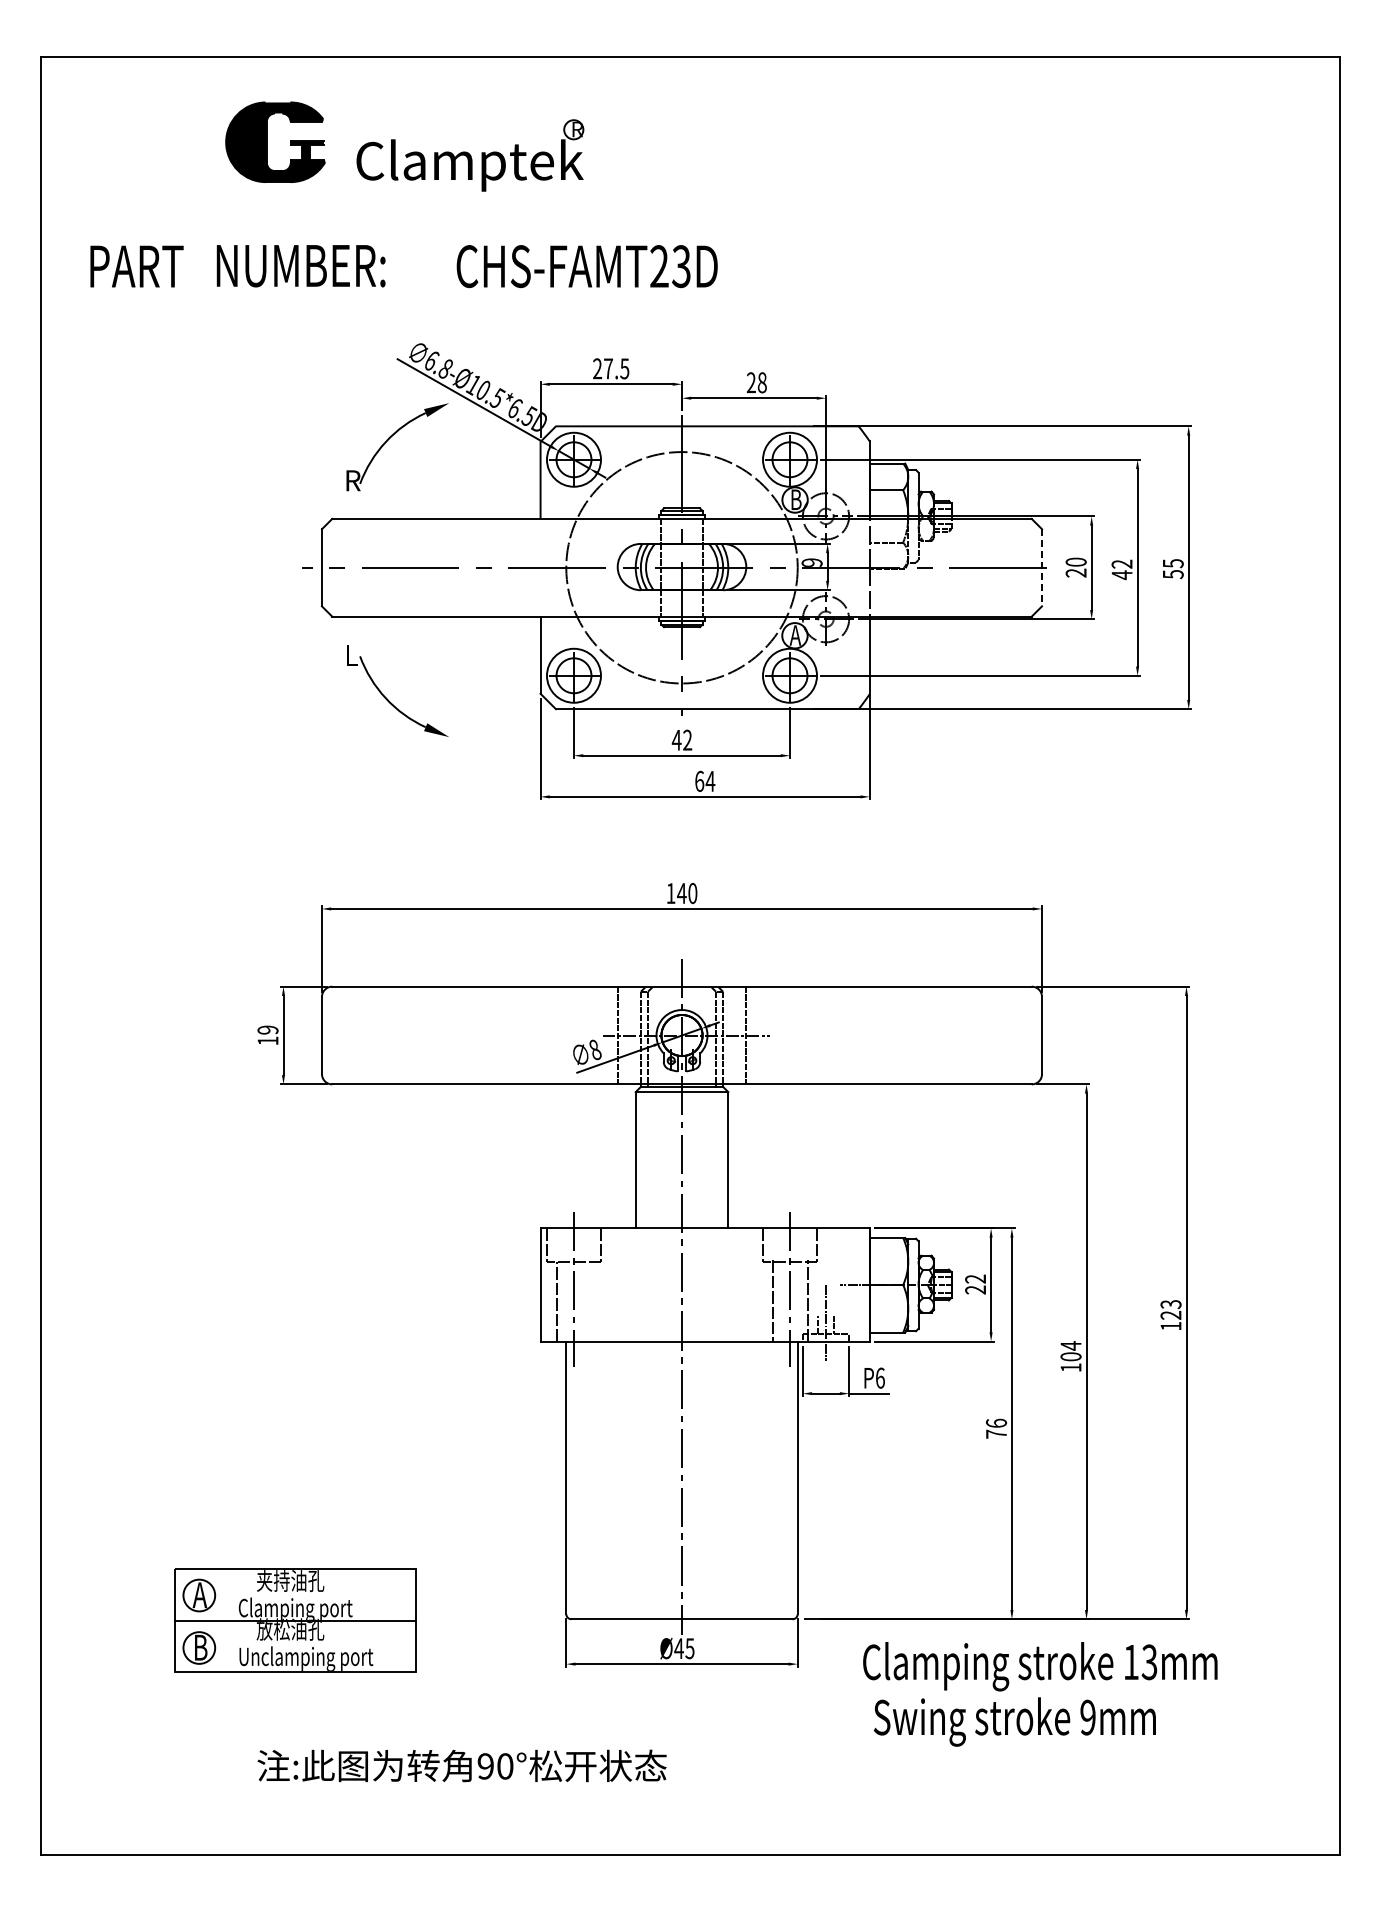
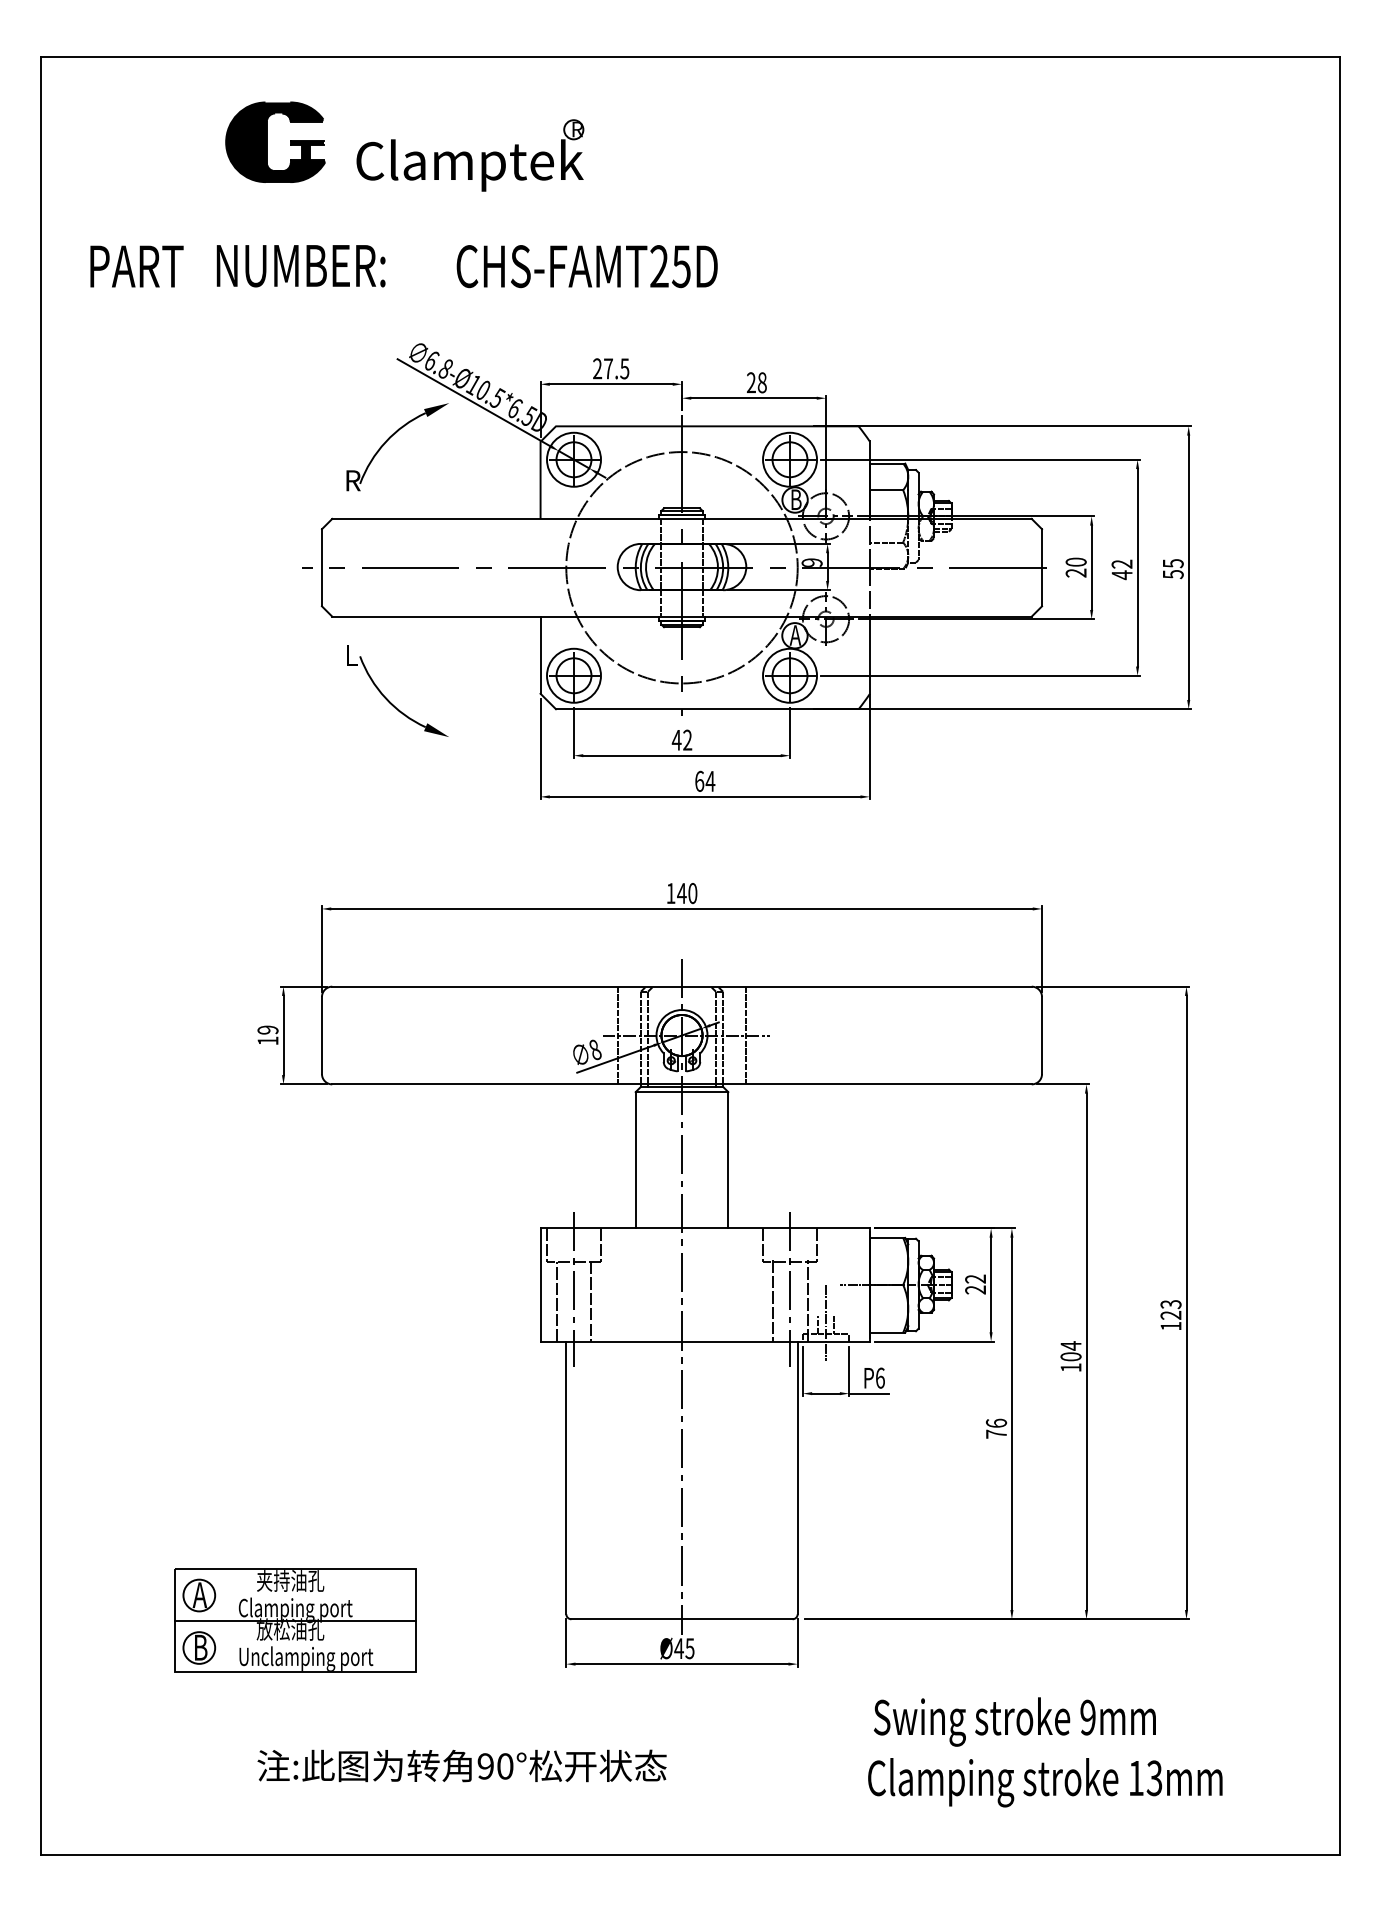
text: CHS-FAMT23D -> CHS-FAMT25D (681, 266)
line: dashed -> solid (1042, 567)
line: none -> present (591, 1301)
text position: (1040, 1666) -> (1045, 1782) (1045, 1782)
